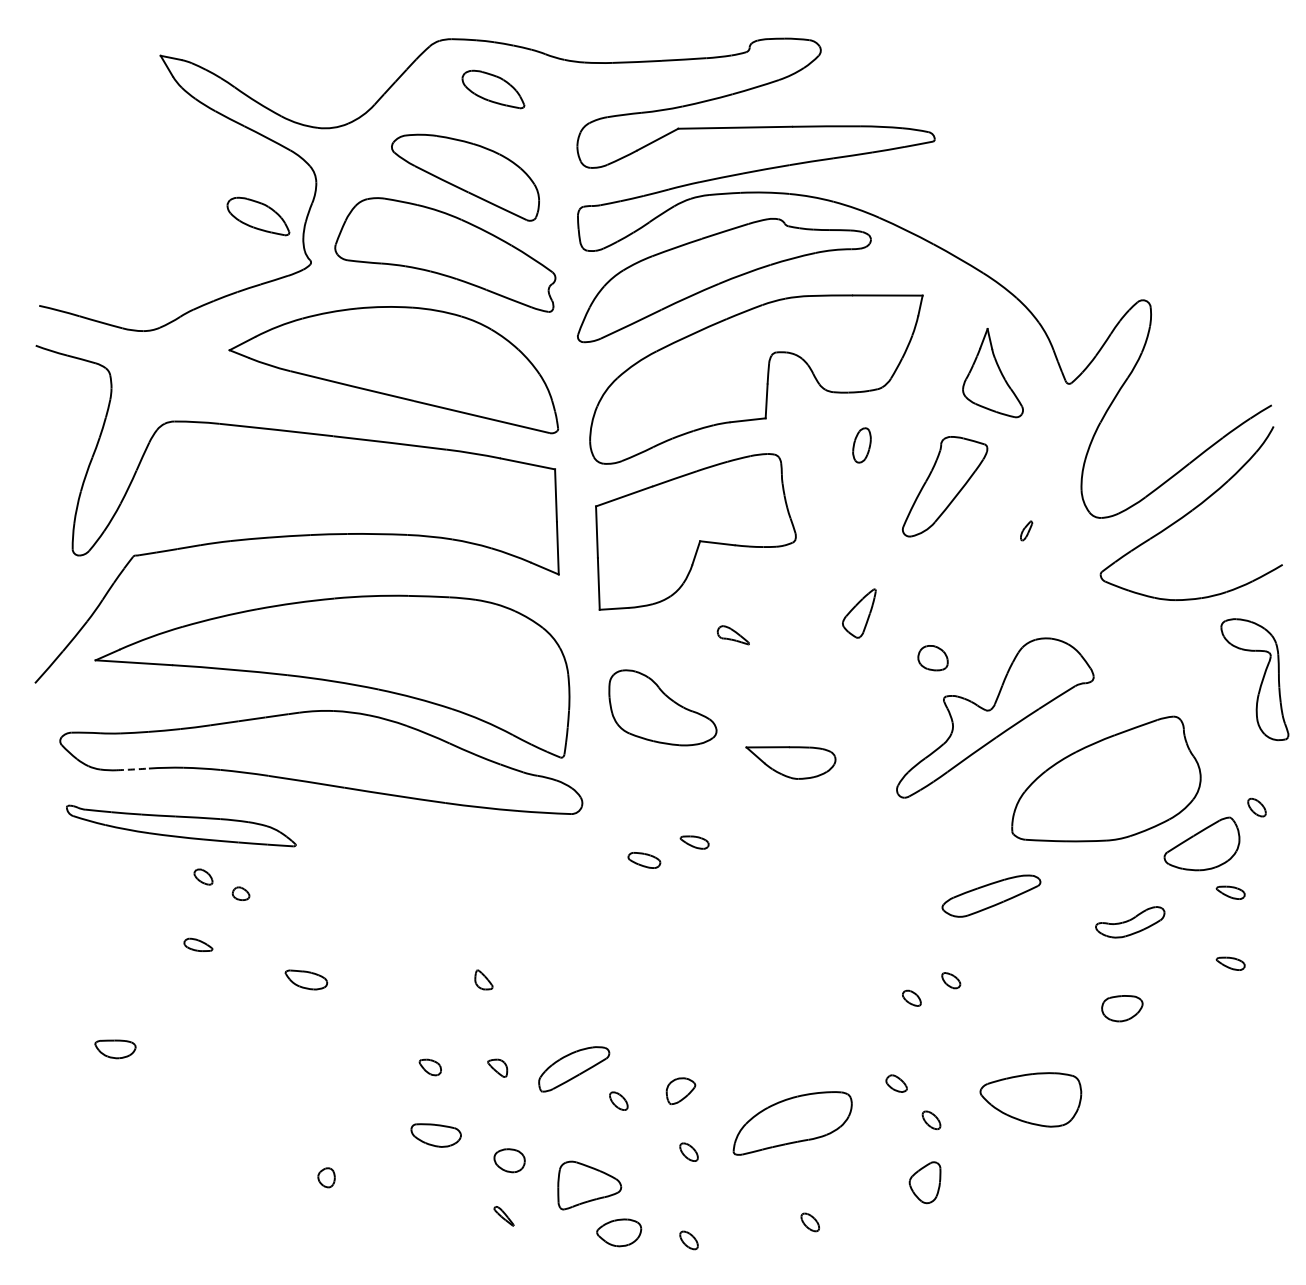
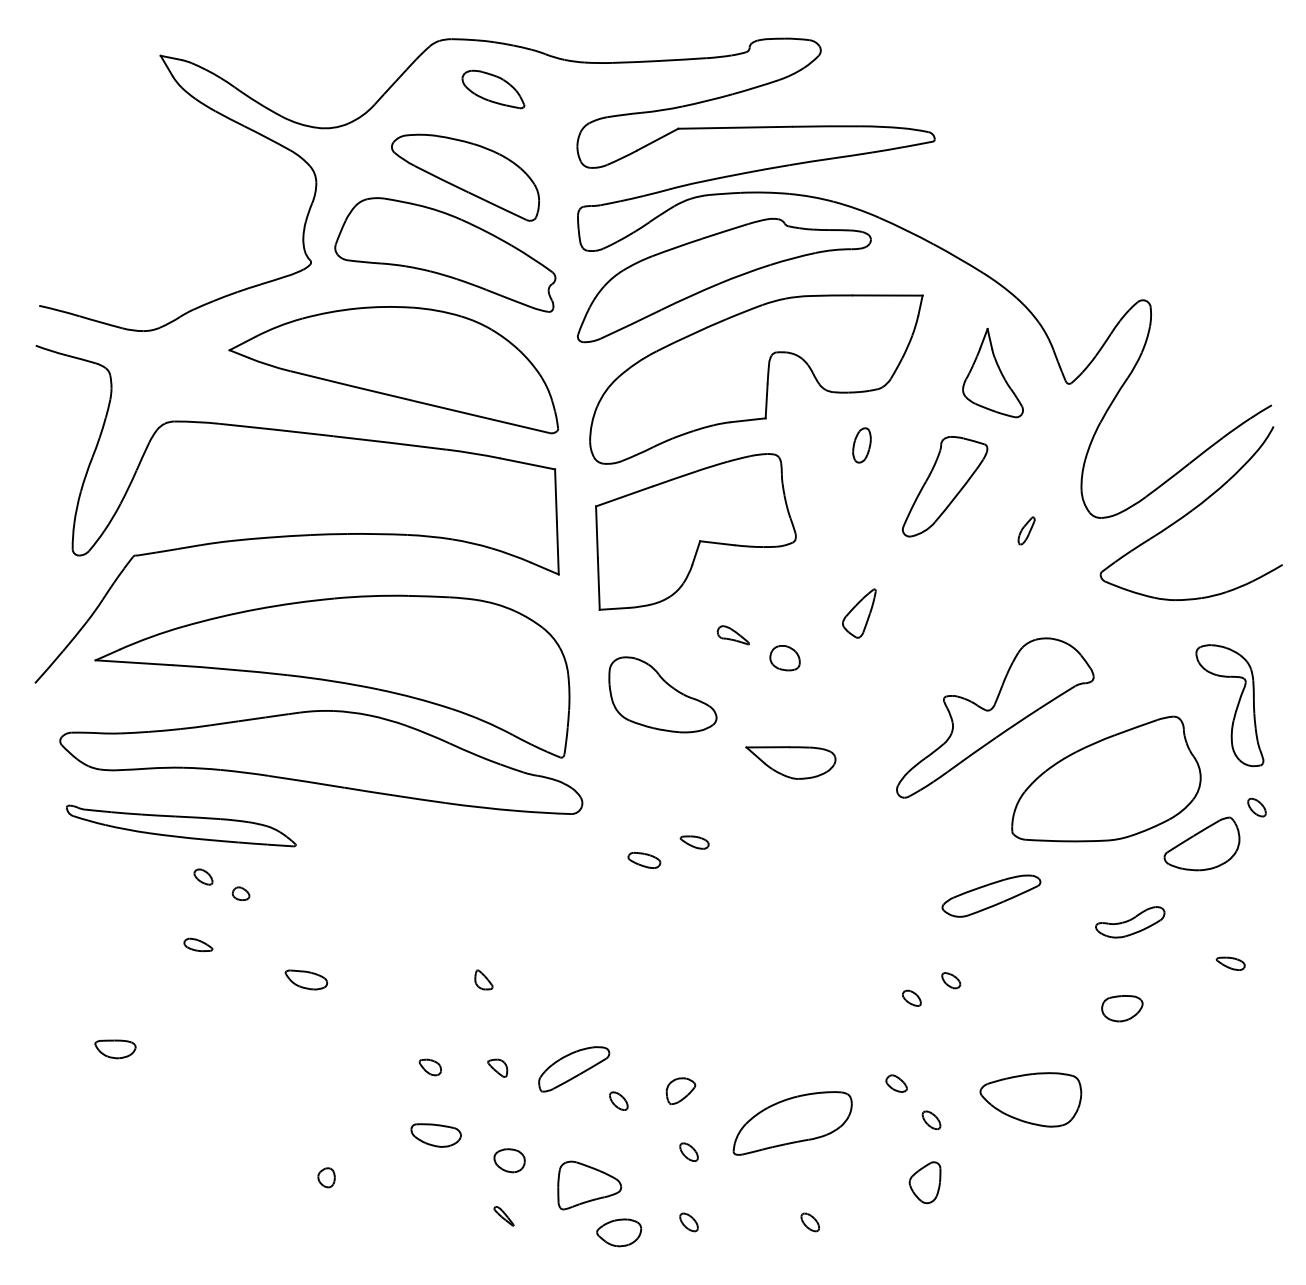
part: present -> none (258, 216)
part size: 14x22 px -> 19x30 px (1026, 530)
part position: (932, 658) -> (784, 658) (784, 658)
part position: (1261, 680) -> (1236, 706) (1236, 706)
part position: (662, 707) -> (662, 694) (662, 694)
arc: dashed -> solid (132, 769)
part: present -> none (1230, 892)
part position: (688, 1240) -> (688, 1222) (688, 1222)
